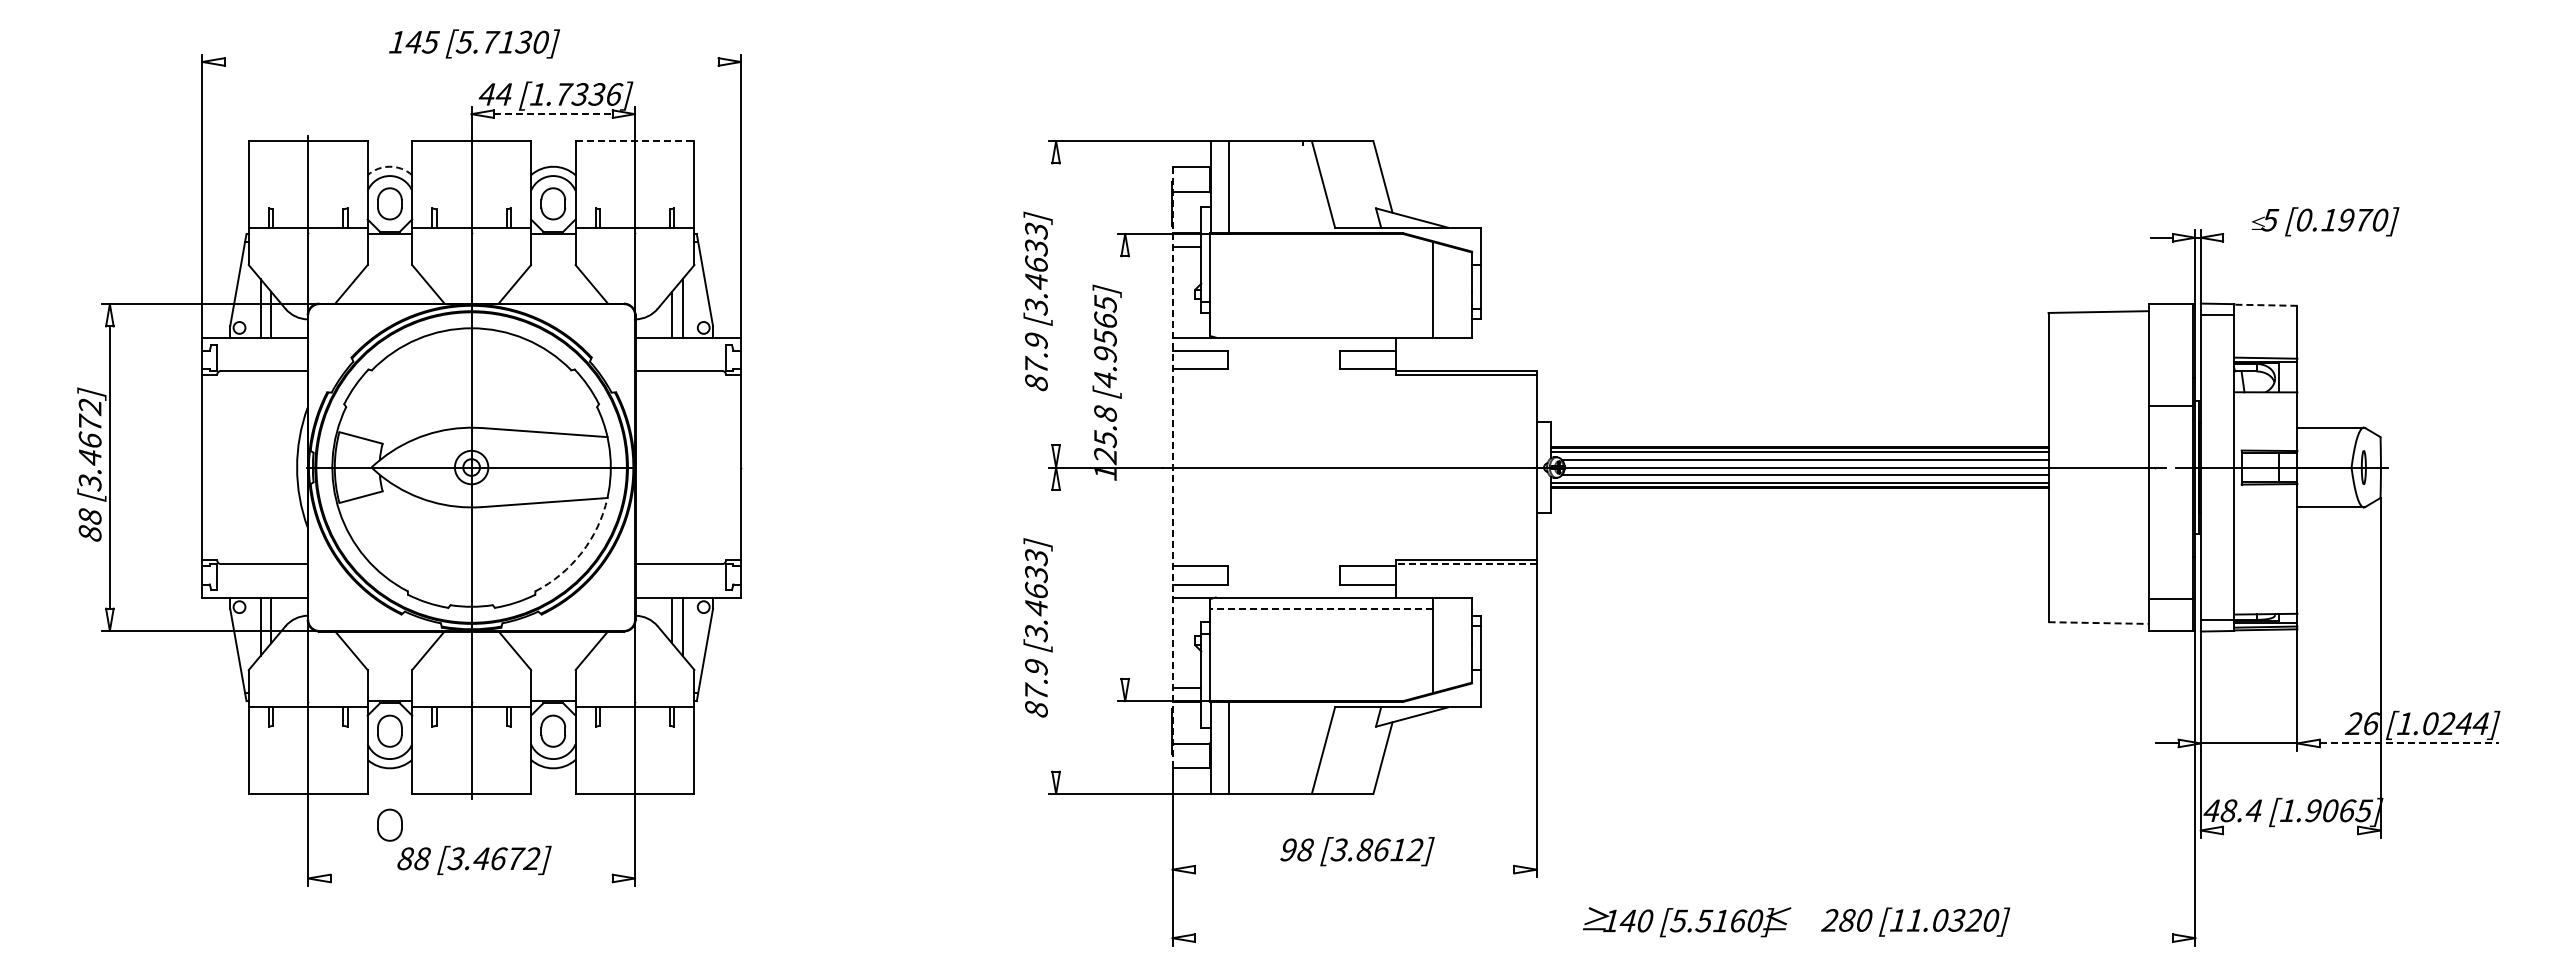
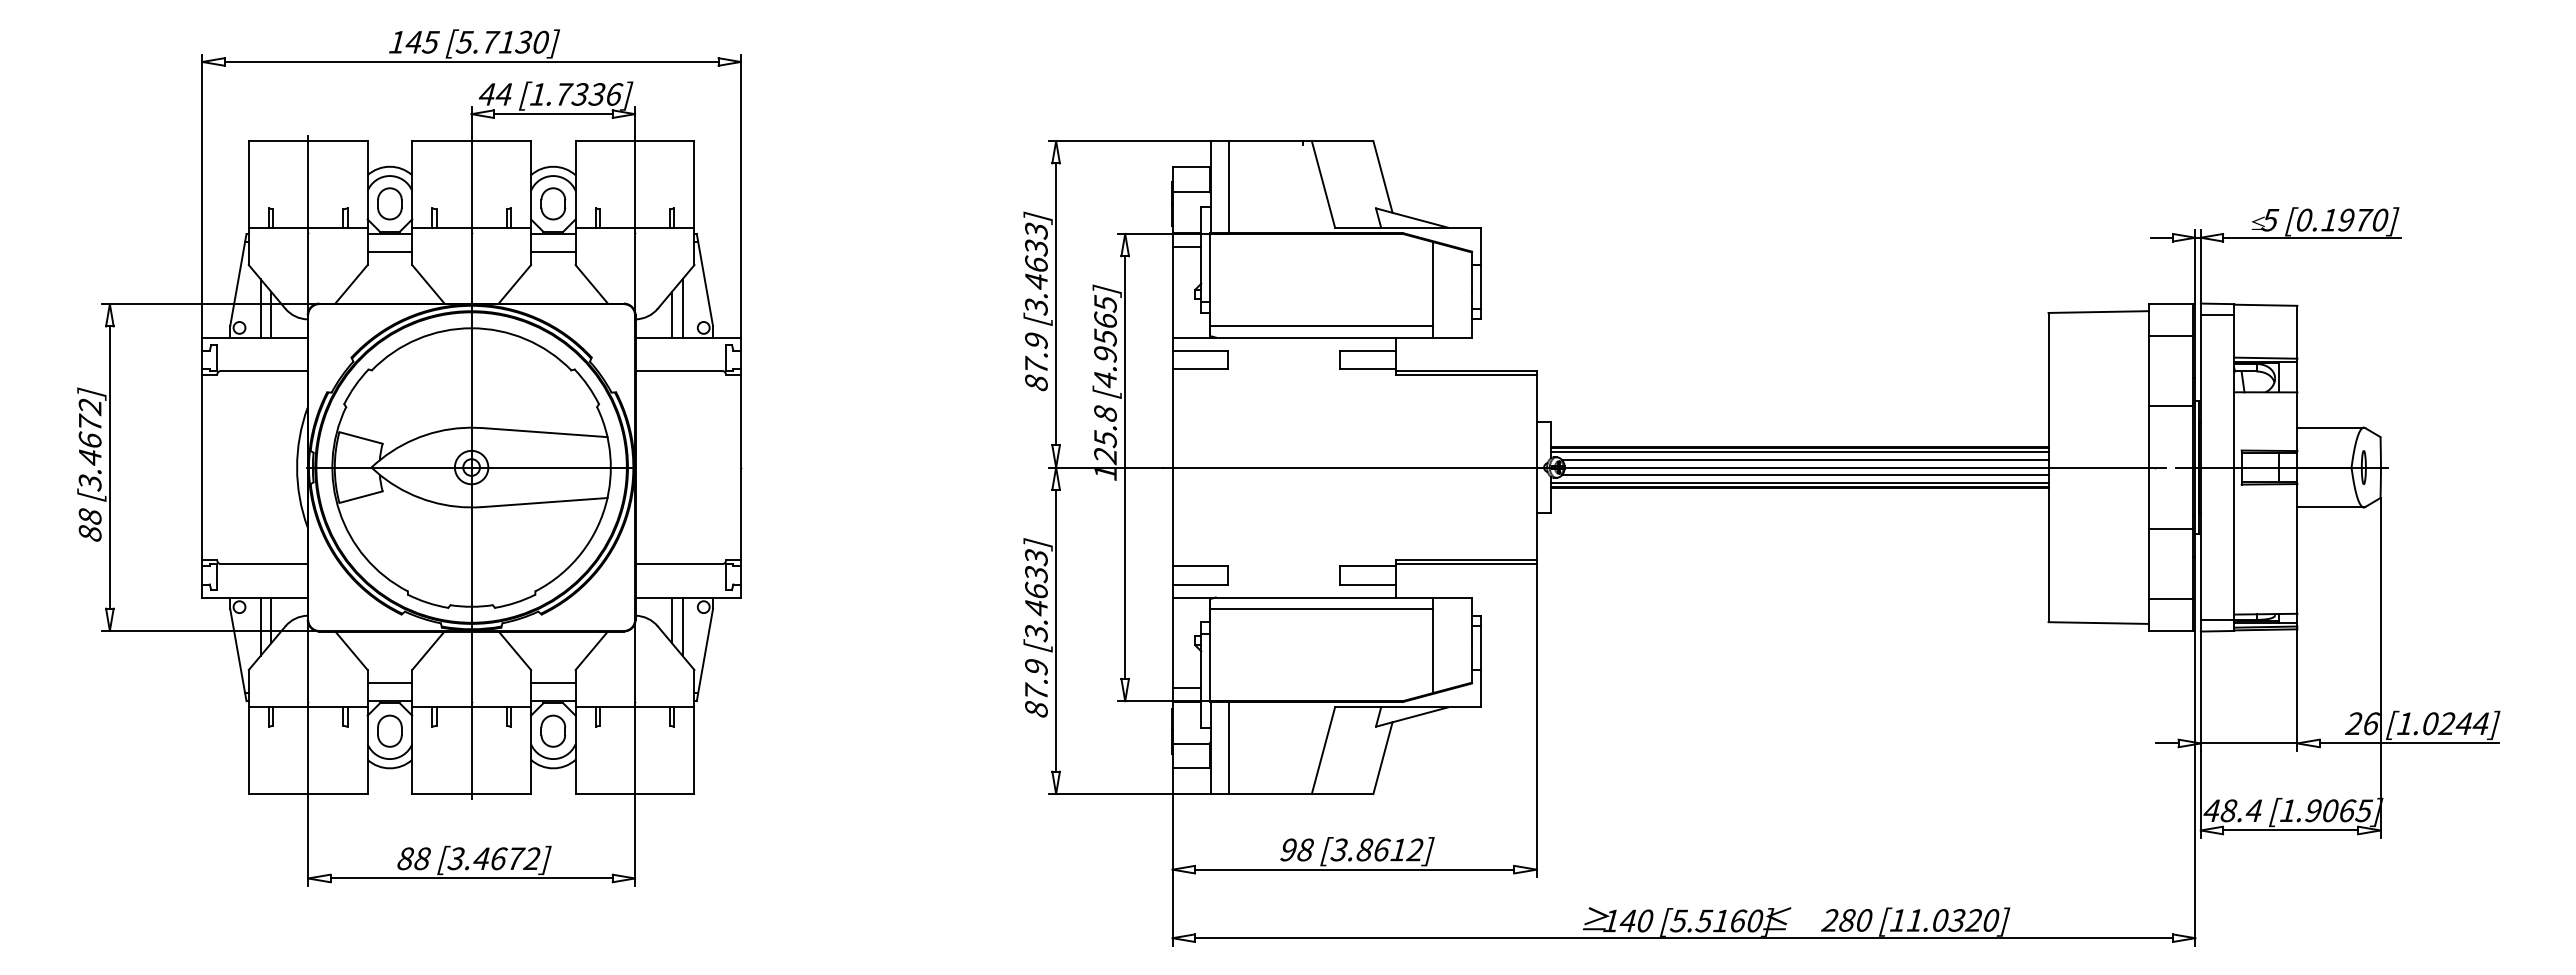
line: none -> present (471, 61)
line: dashed -> solid (553, 114)
line: dashed -> solid (635, 141)
arc: dashed -> solid (389, 166)
line: none -> present (2312, 237)
line: none -> present (389, 252)
line: none -> present (553, 252)
line: none -> present (1056, 304)
line: dashed -> solid (2265, 305)
line: none -> present (1321, 326)
line: none -> present (2170, 335)
line: none -> present (1125, 467)
line: dashed -> solid (1172, 467)
line: none -> present (2170, 528)
arc: dashed -> solid (581, 552)
line: dashed -> solid (1466, 564)
line: dashed -> solid (1320, 609)
line: dashed -> solid (2099, 623)
line: none -> present (1056, 630)
line: none -> present (389, 682)
line: none -> present (553, 682)
line: dashed -> solid (2409, 743)
part: present -> none (389, 824)
line: none -> present (2290, 830)
line: none -> present (1354, 869)
line: none -> present (471, 878)
line: none -> present (1683, 938)
